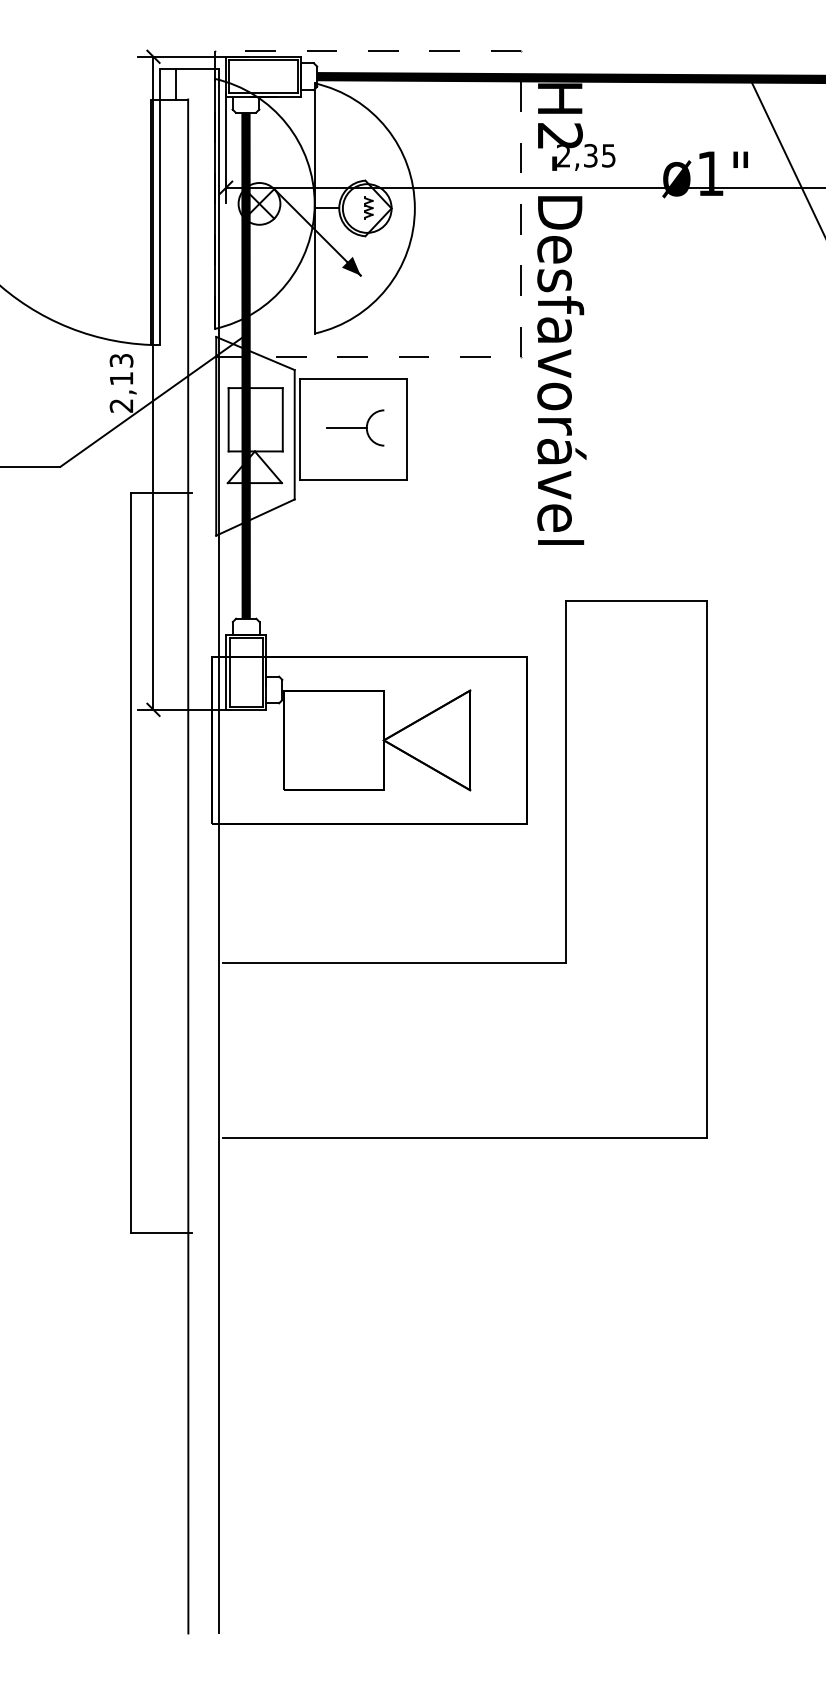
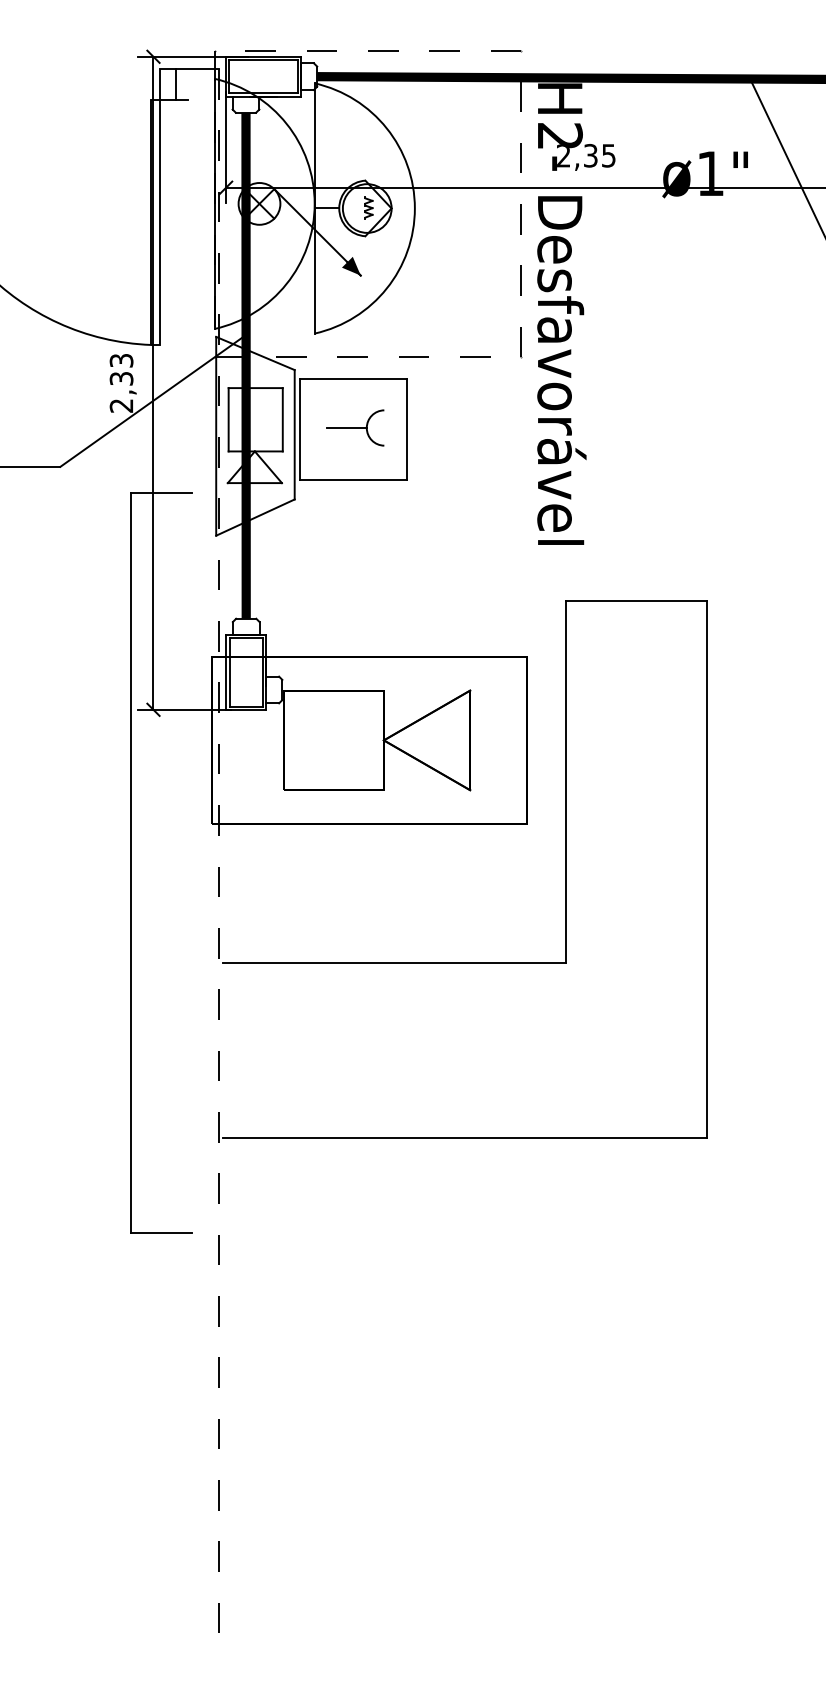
text: 2,13 -> 2,33 (121, 378)
line: solid -> dashed (219, 851)
line: present -> none (188, 866)
